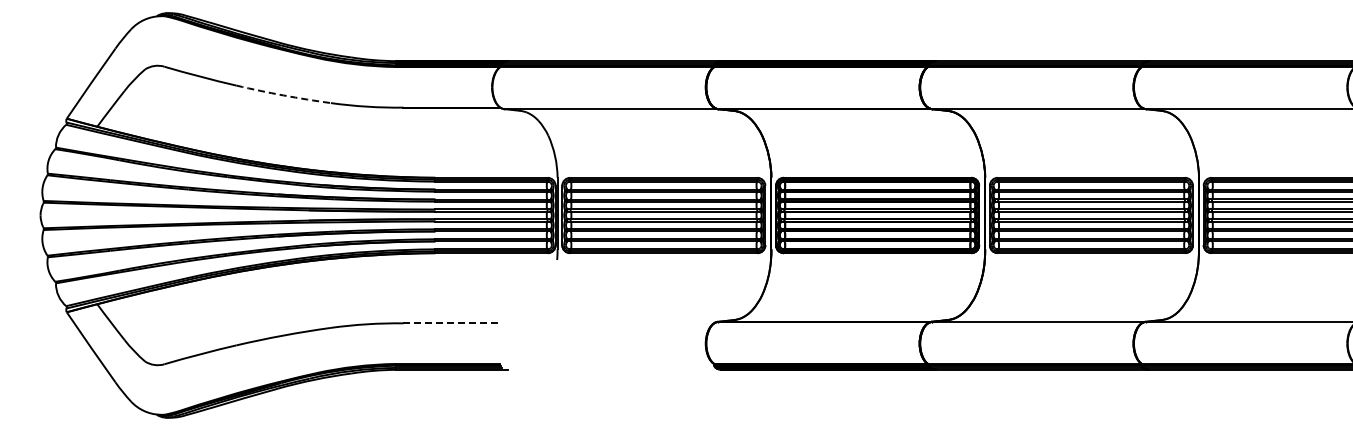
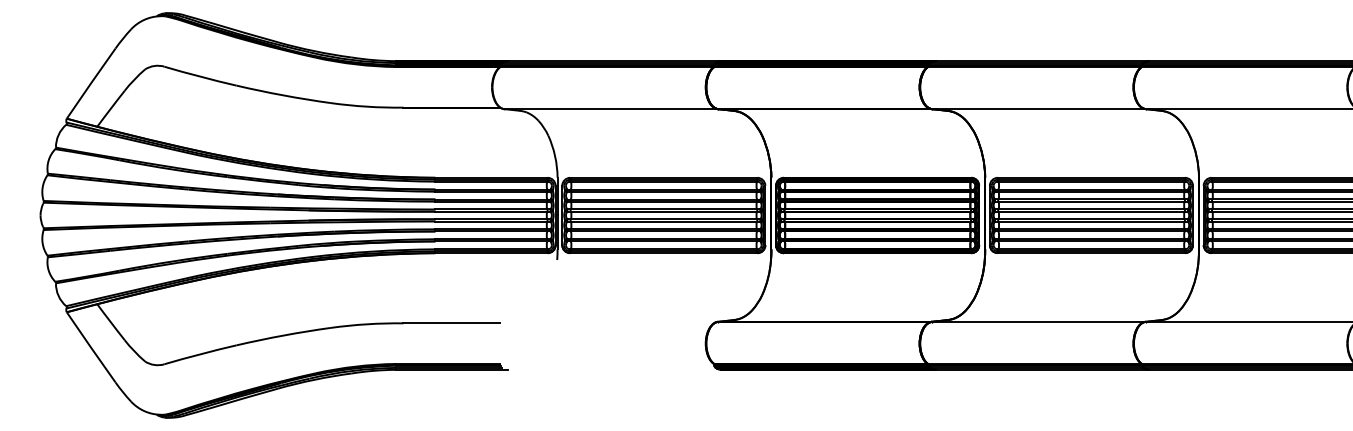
arc: dashed -> solid (283, 95)
line: dashed -> solid (452, 323)
